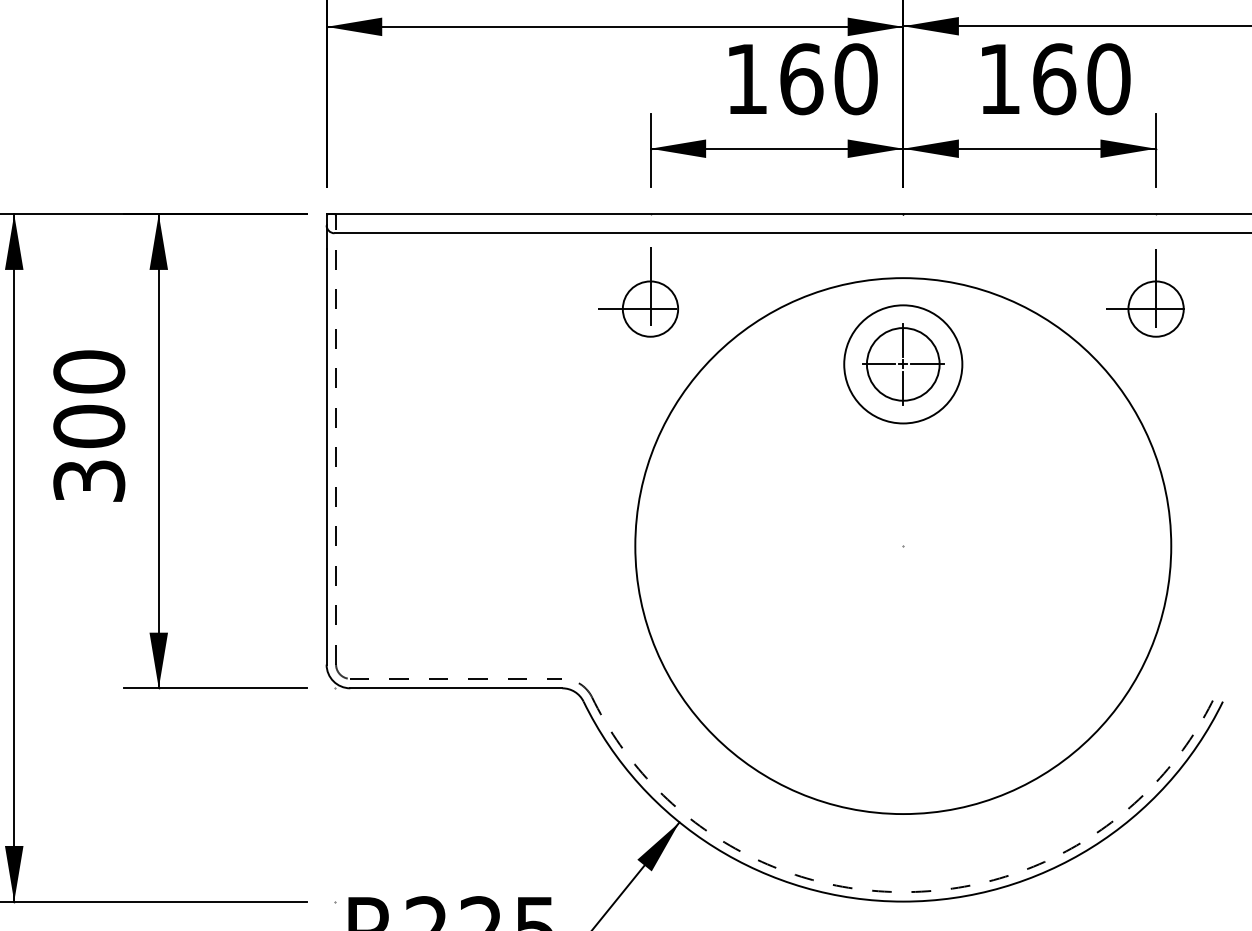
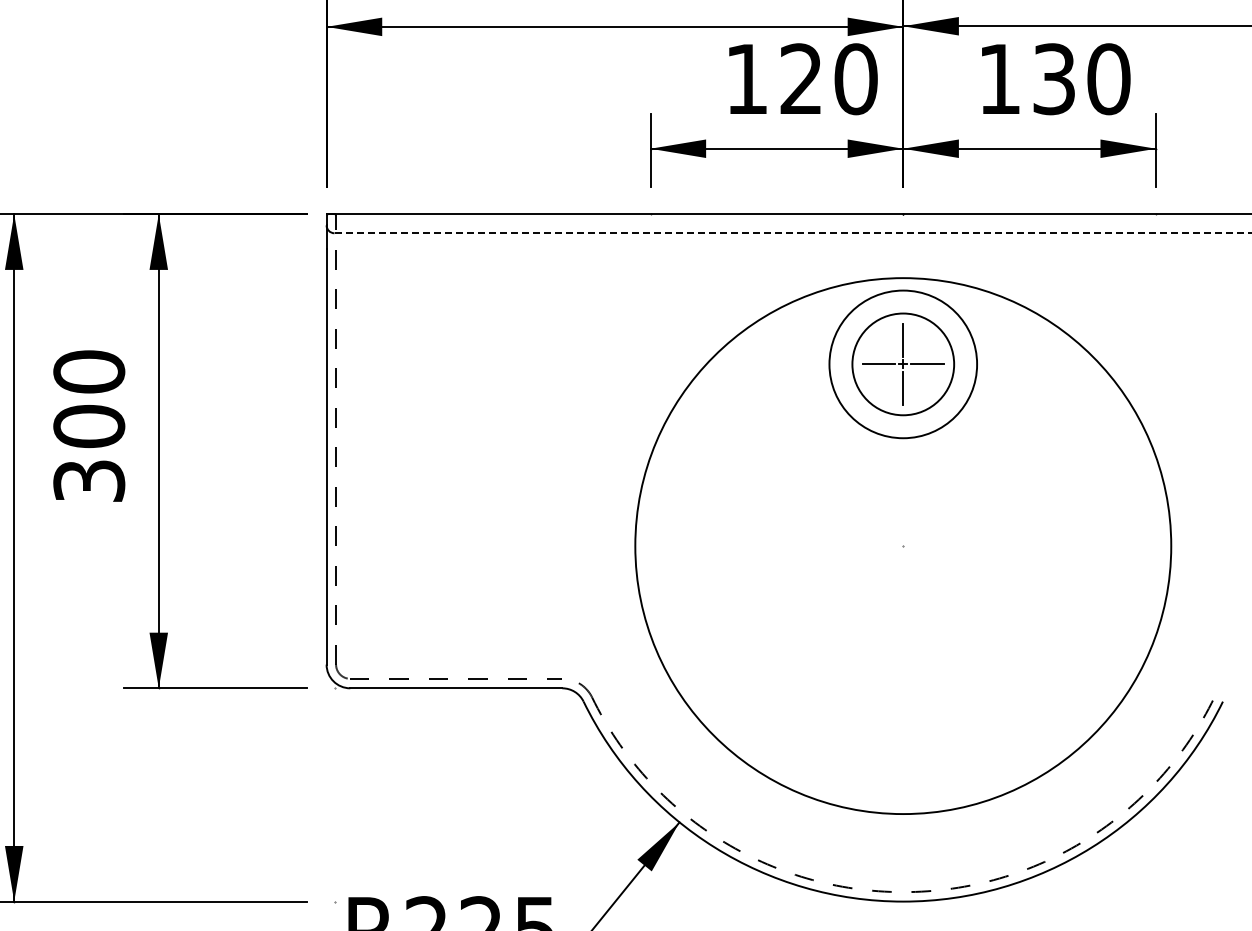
text: 160 -> 120 (801, 79)
text: 160 -> 130 (1054, 79)
line: solid -> dashed (793, 233)
part: present -> none (638, 292)
part: present -> none (1145, 293)
circle diameter: 73 px -> 102 px (903, 364)
circle diameter: 118 px -> 148 px (903, 364)
